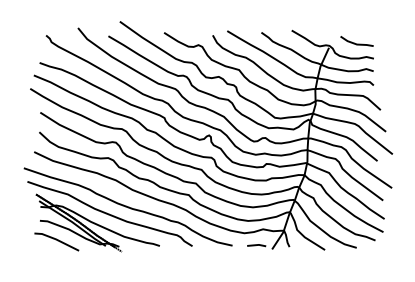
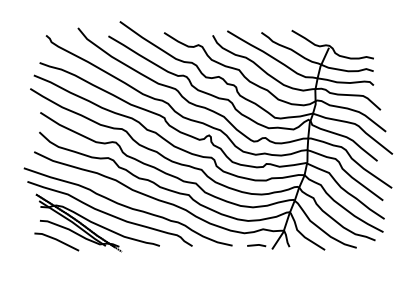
part: present -> none (356, 41)
